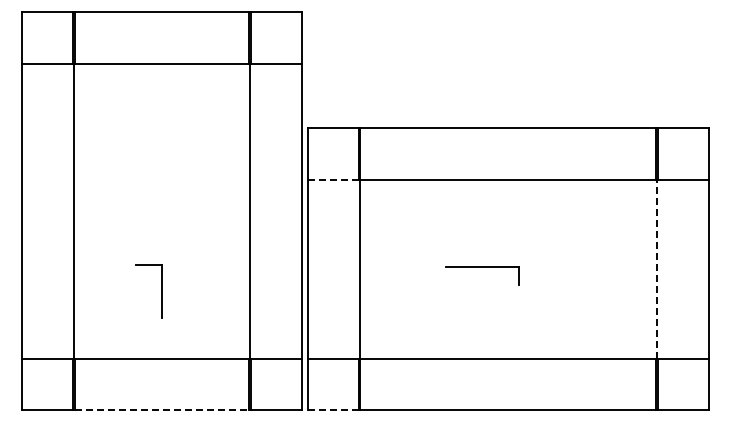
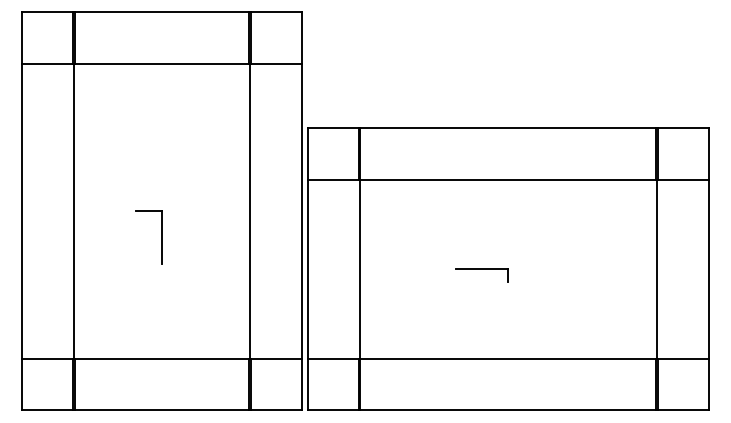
line: dashed -> solid (333, 180)
line: dashed -> solid (657, 268)
part size: 75x20 px -> 54x15 px (481, 275)
part position: (161, 291) -> (161, 237) (161, 237)
line: dashed -> solid (162, 410)
line: dashed -> solid (333, 410)
